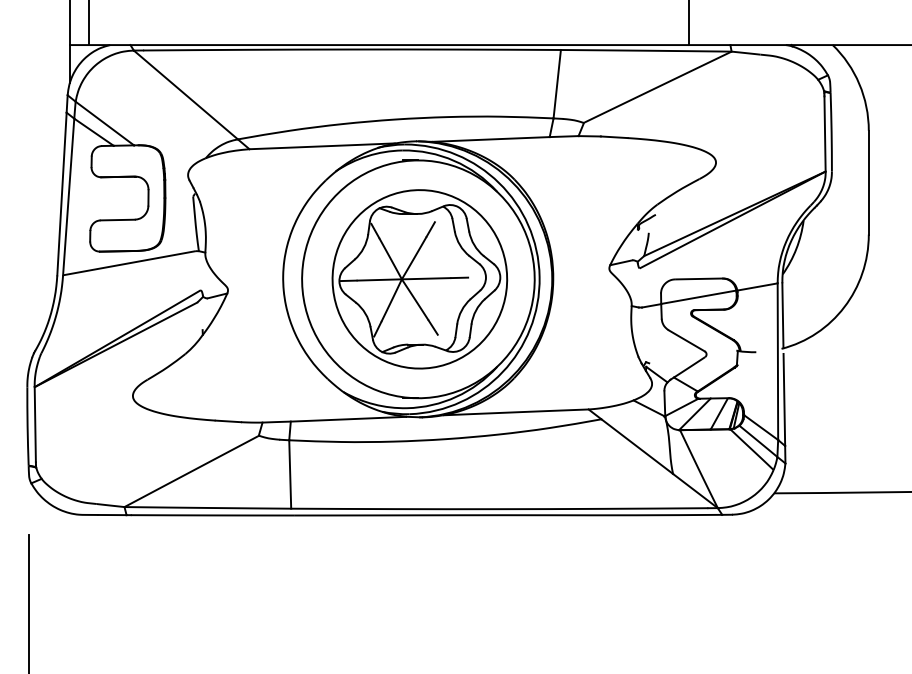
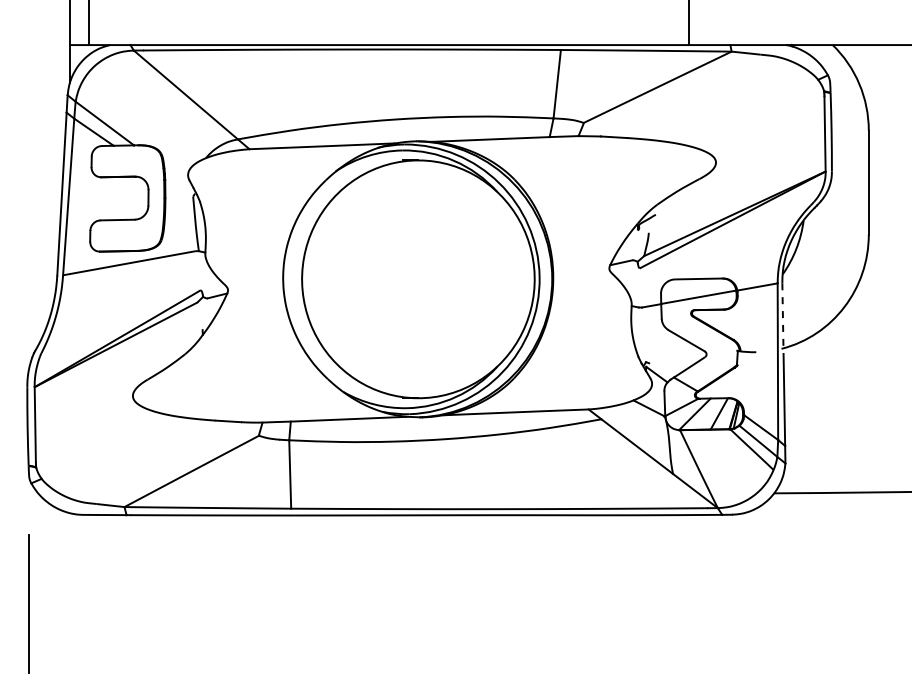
part: present -> none (419, 279)
line: solid -> dashed (782, 316)
